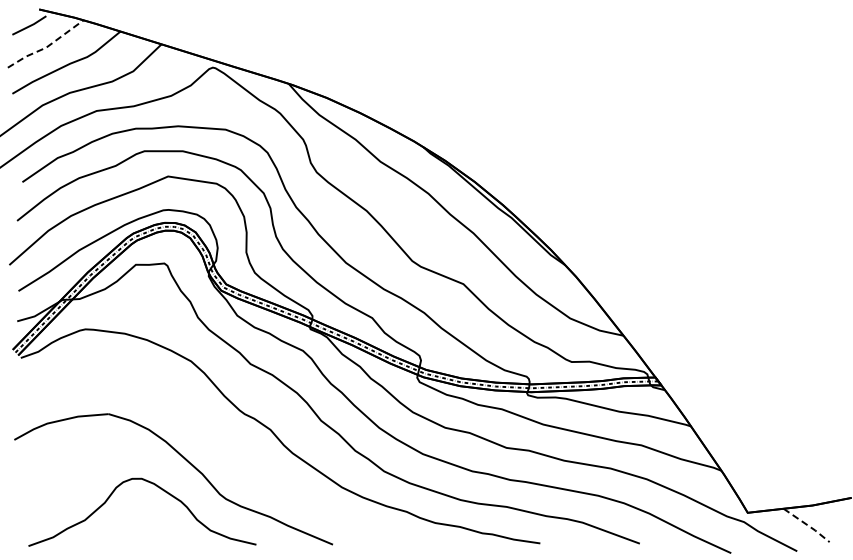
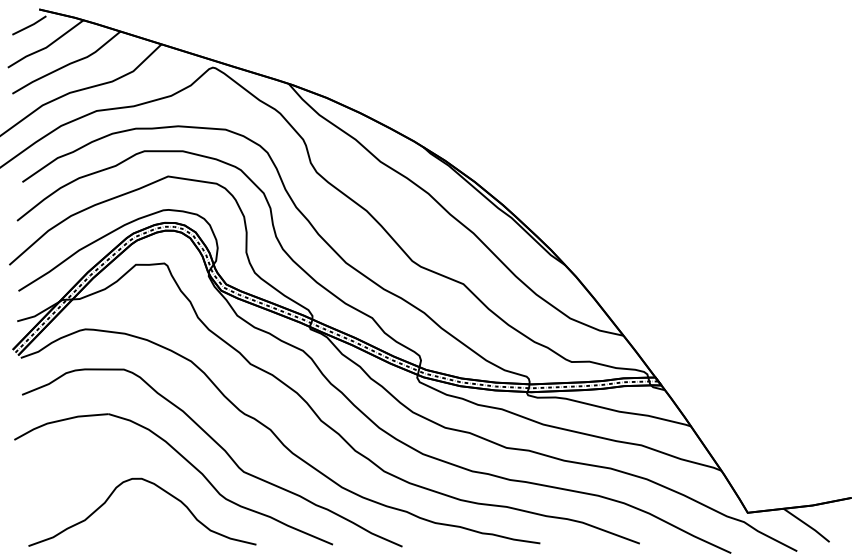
line: dashed -> solid (47, 47)
curve: none -> present (221, 448)
line: dashed -> solid (807, 525)
